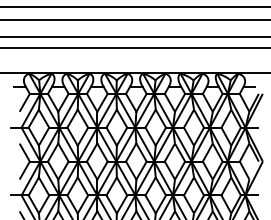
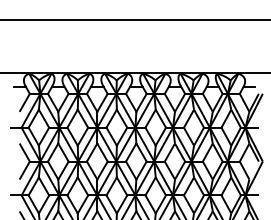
line: present -> none (134, 6)
line: present -> none (134, 36)
line: present -> none (134, 48)
